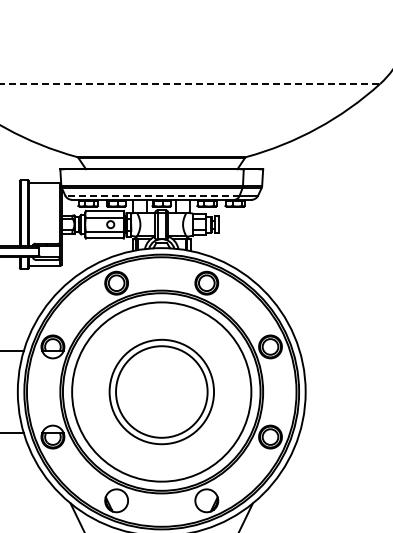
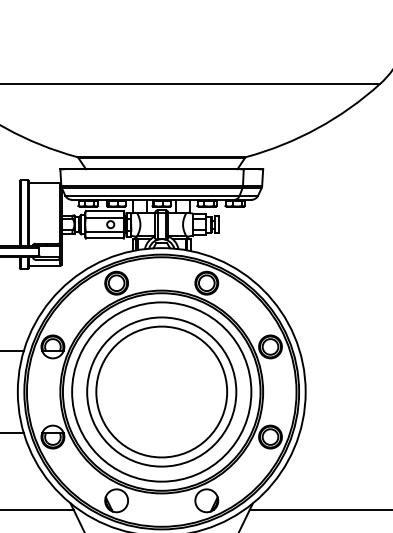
line: dashed -> solid (190, 83)
line: dashed -> solid (152, 195)
part size: 107x108 px -> 152x152 px (161, 391)
line: none -> present (37, 509)
line: none -> present (319, 509)
